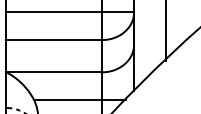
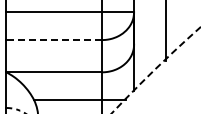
line: solid -> dashed (54, 40)
arc: solid -> dashed (155, 69)
